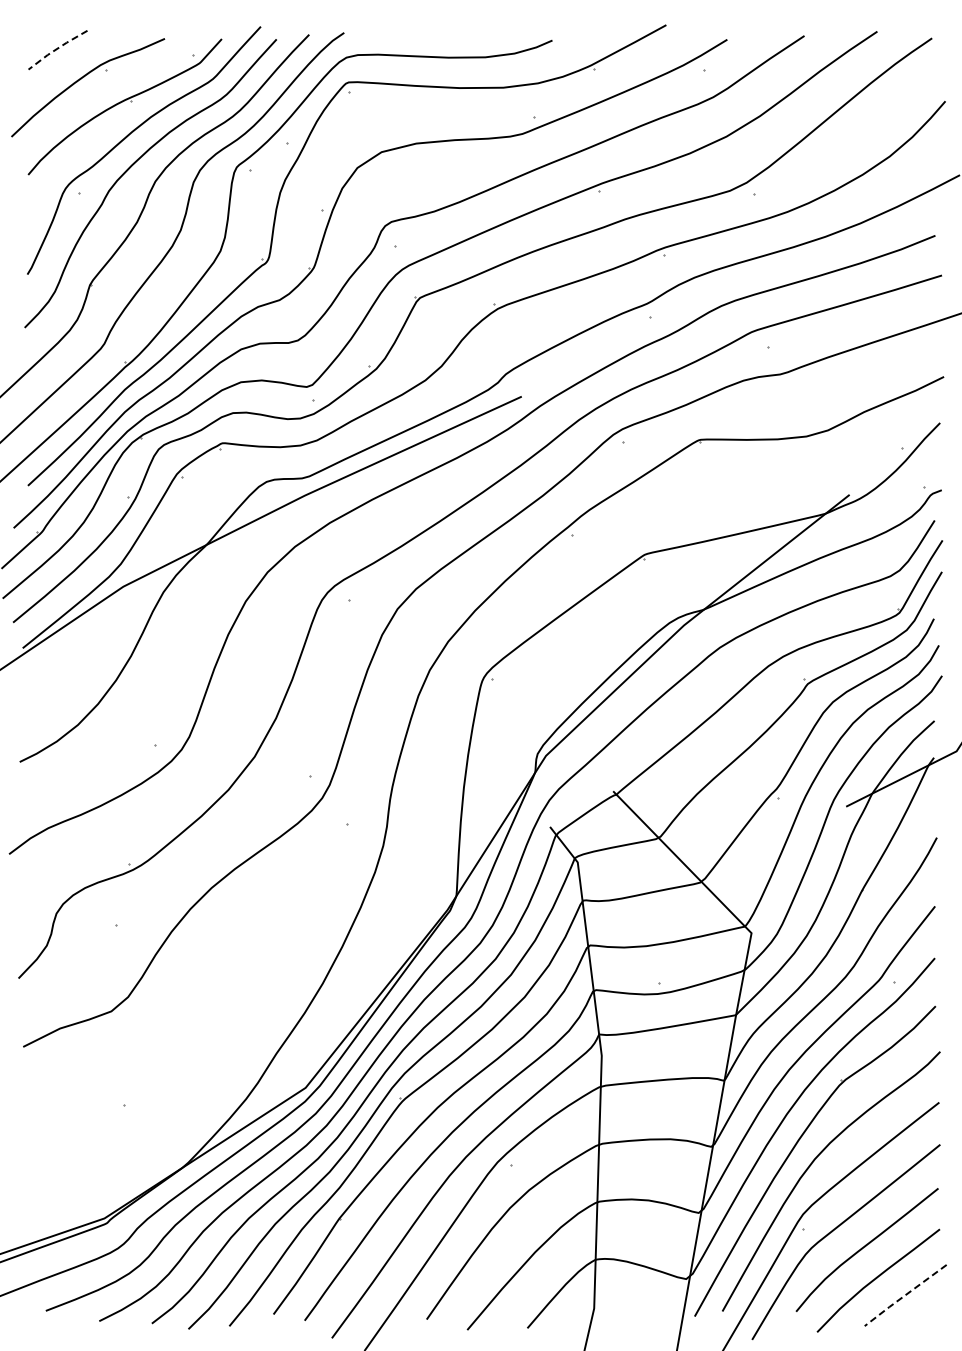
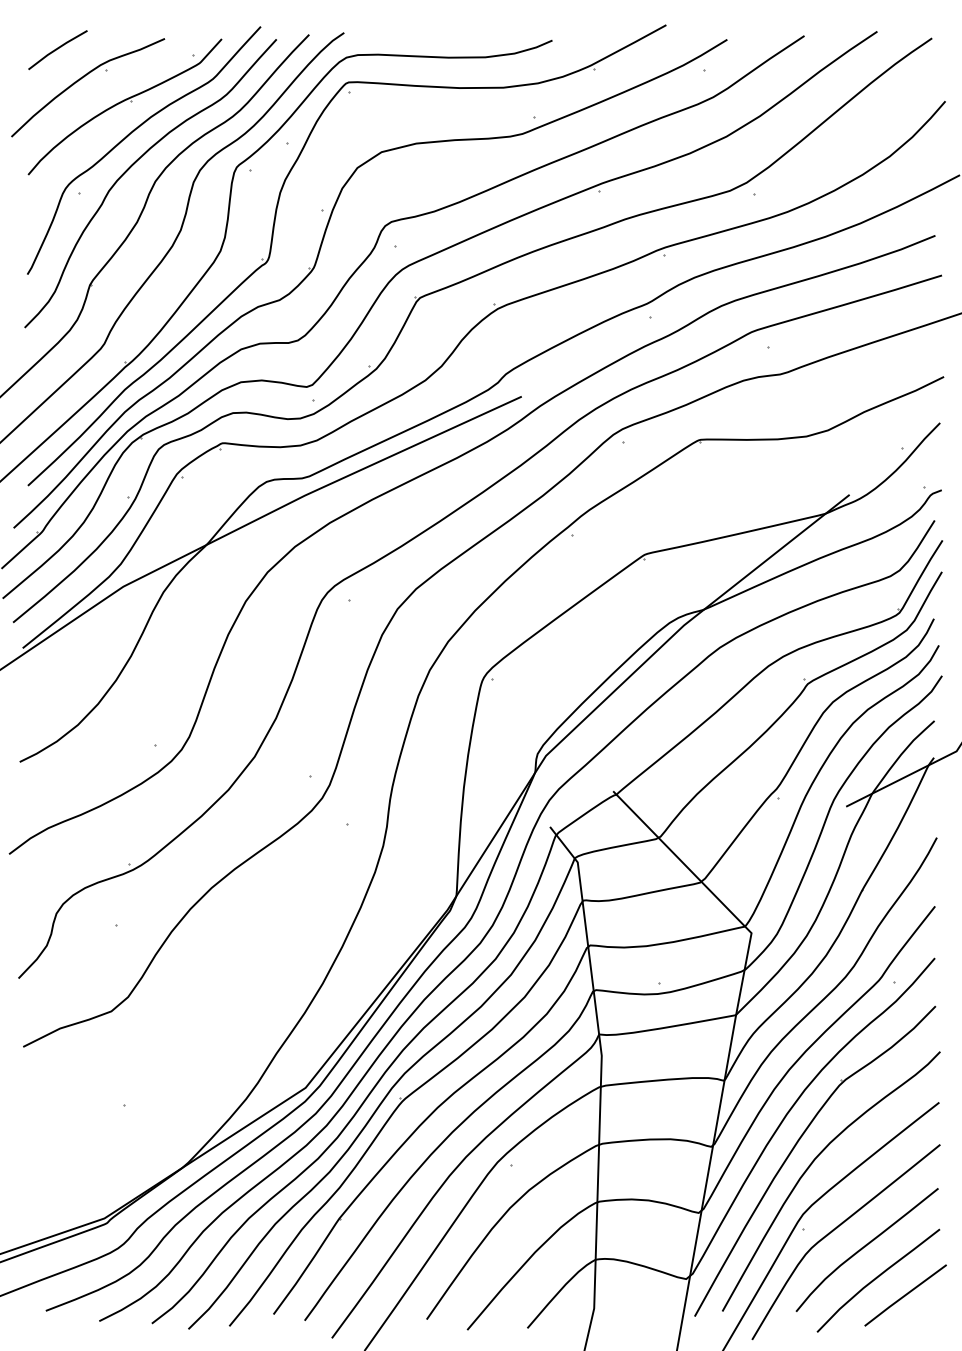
line: dashed -> solid (56, 49)
line: dashed -> solid (904, 1295)
